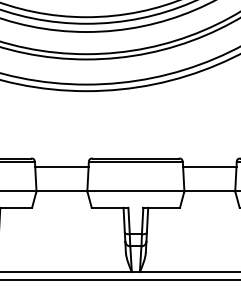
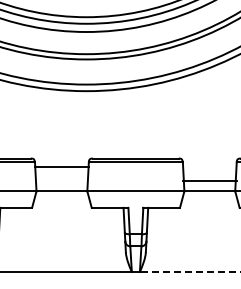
line position: (209, 166) -> (209, 180) (209, 180)
line: solid -> dashed (189, 272)
line: present -> none (119, 280)
